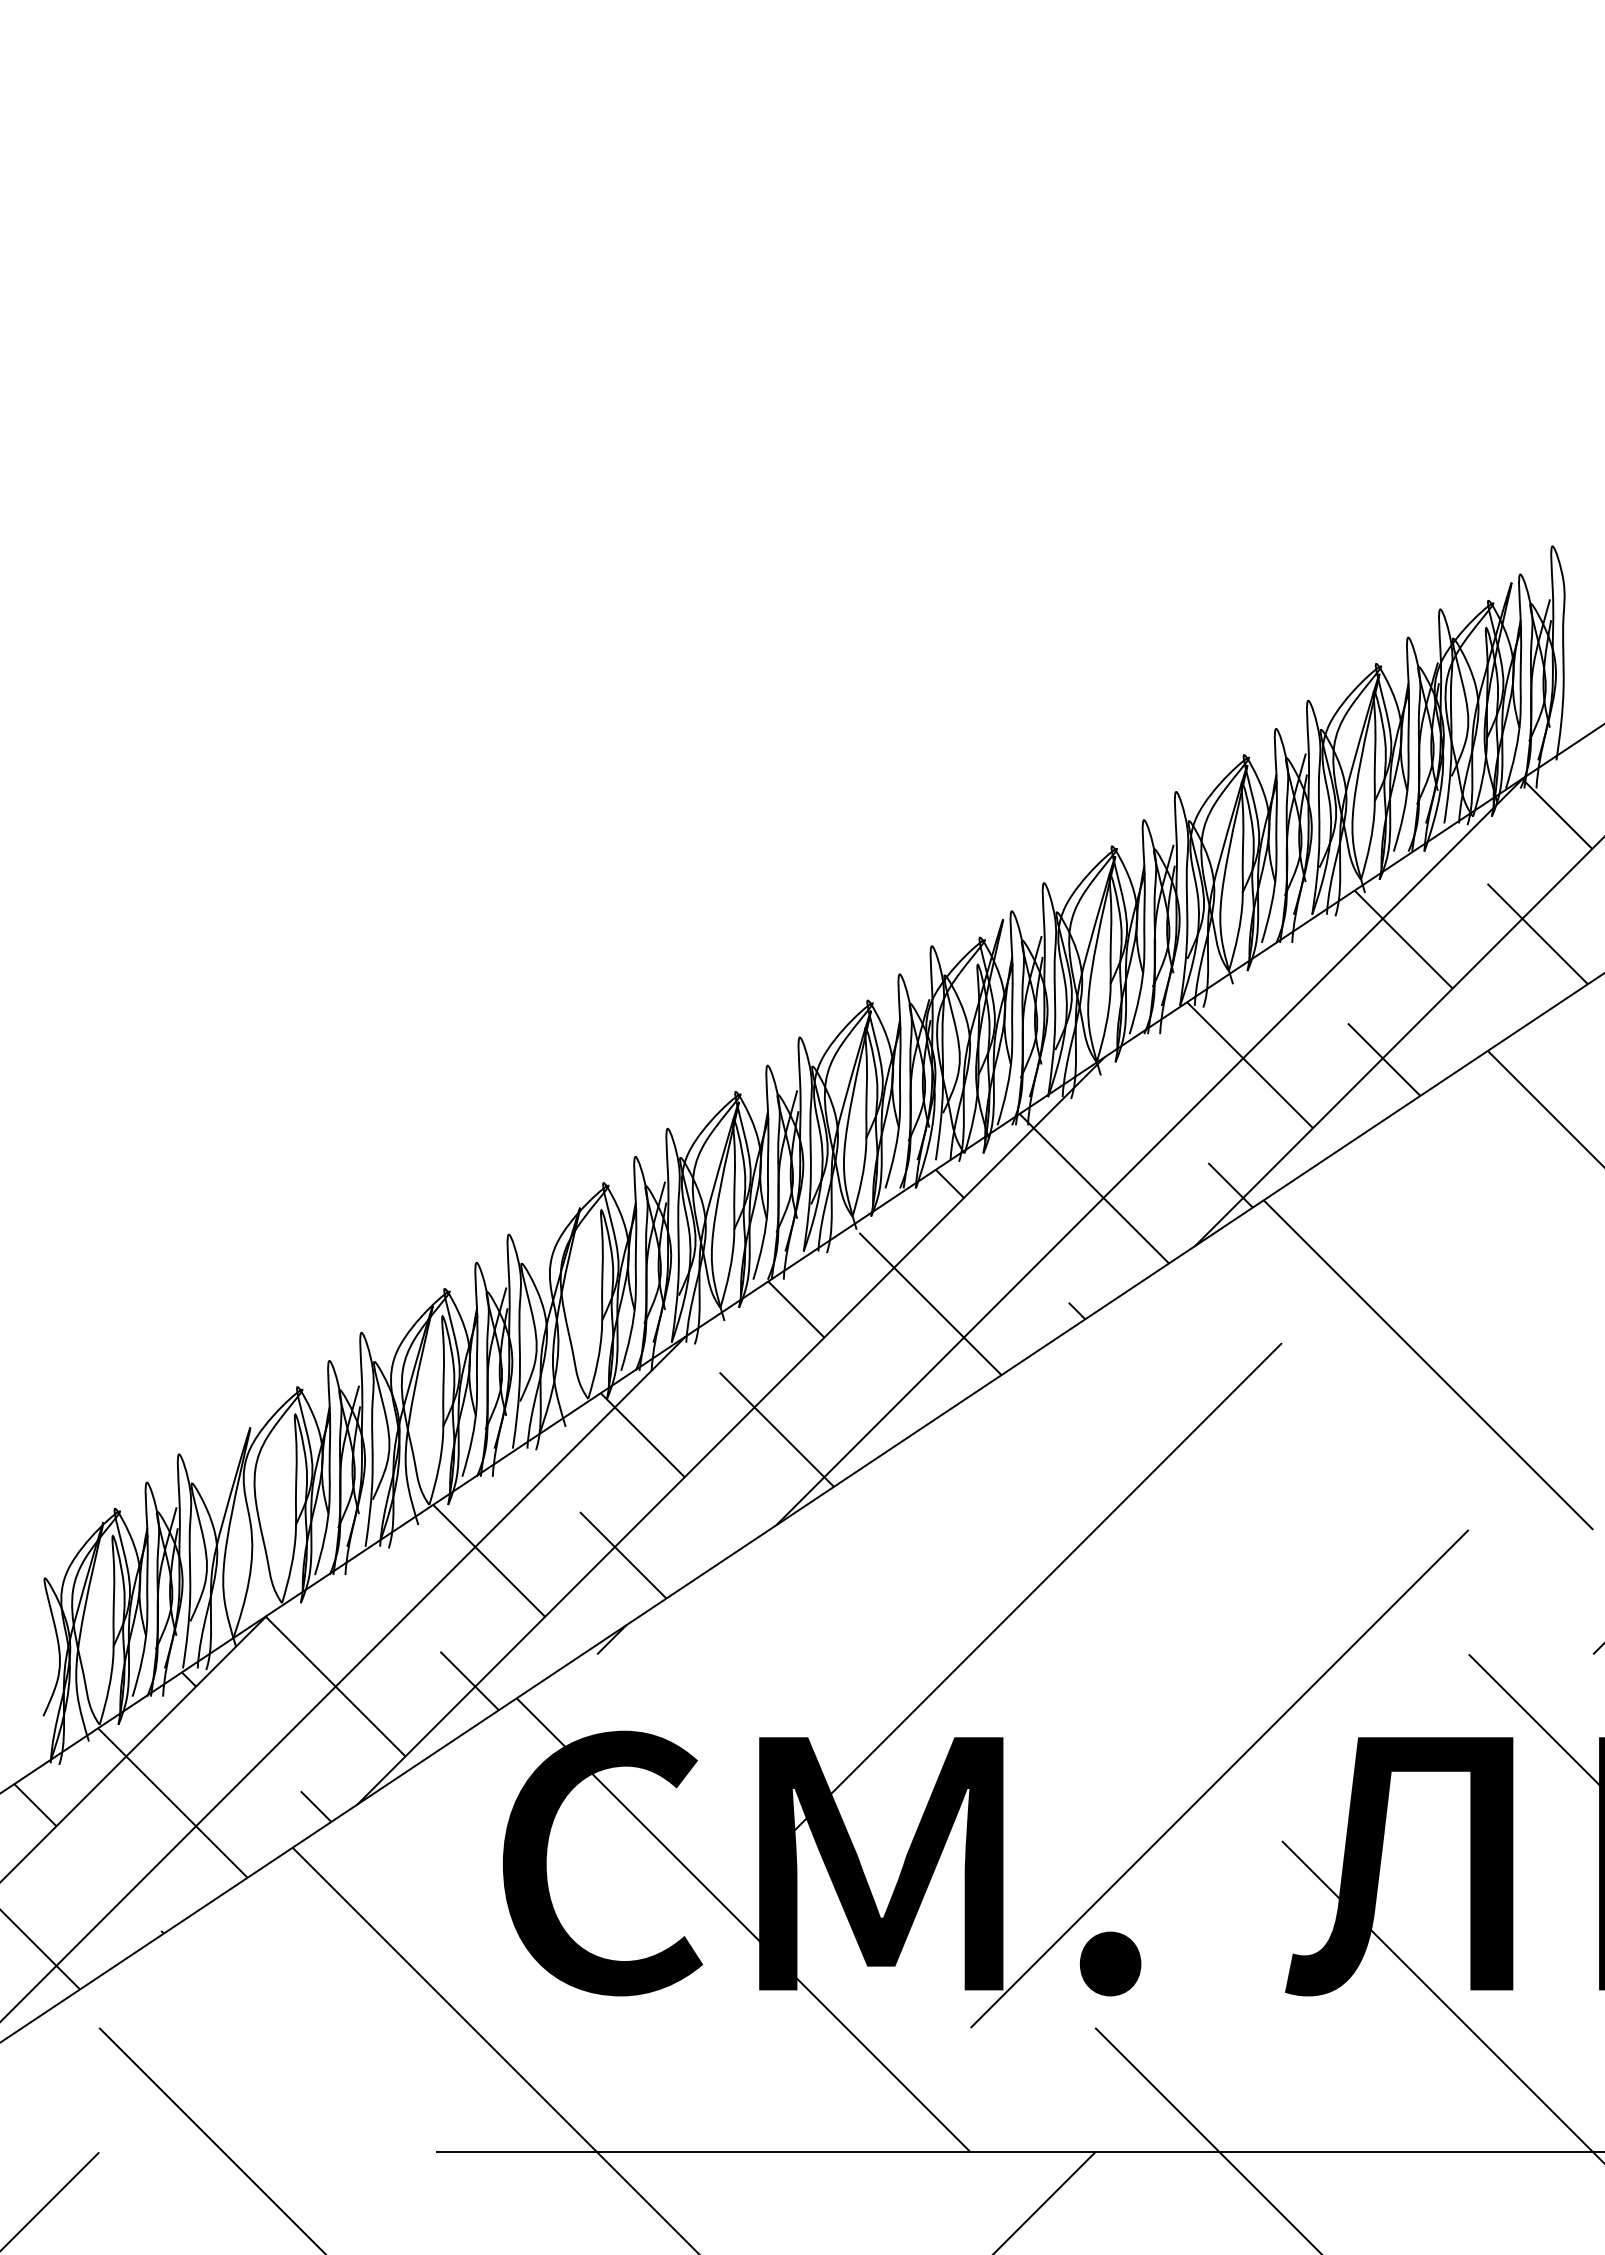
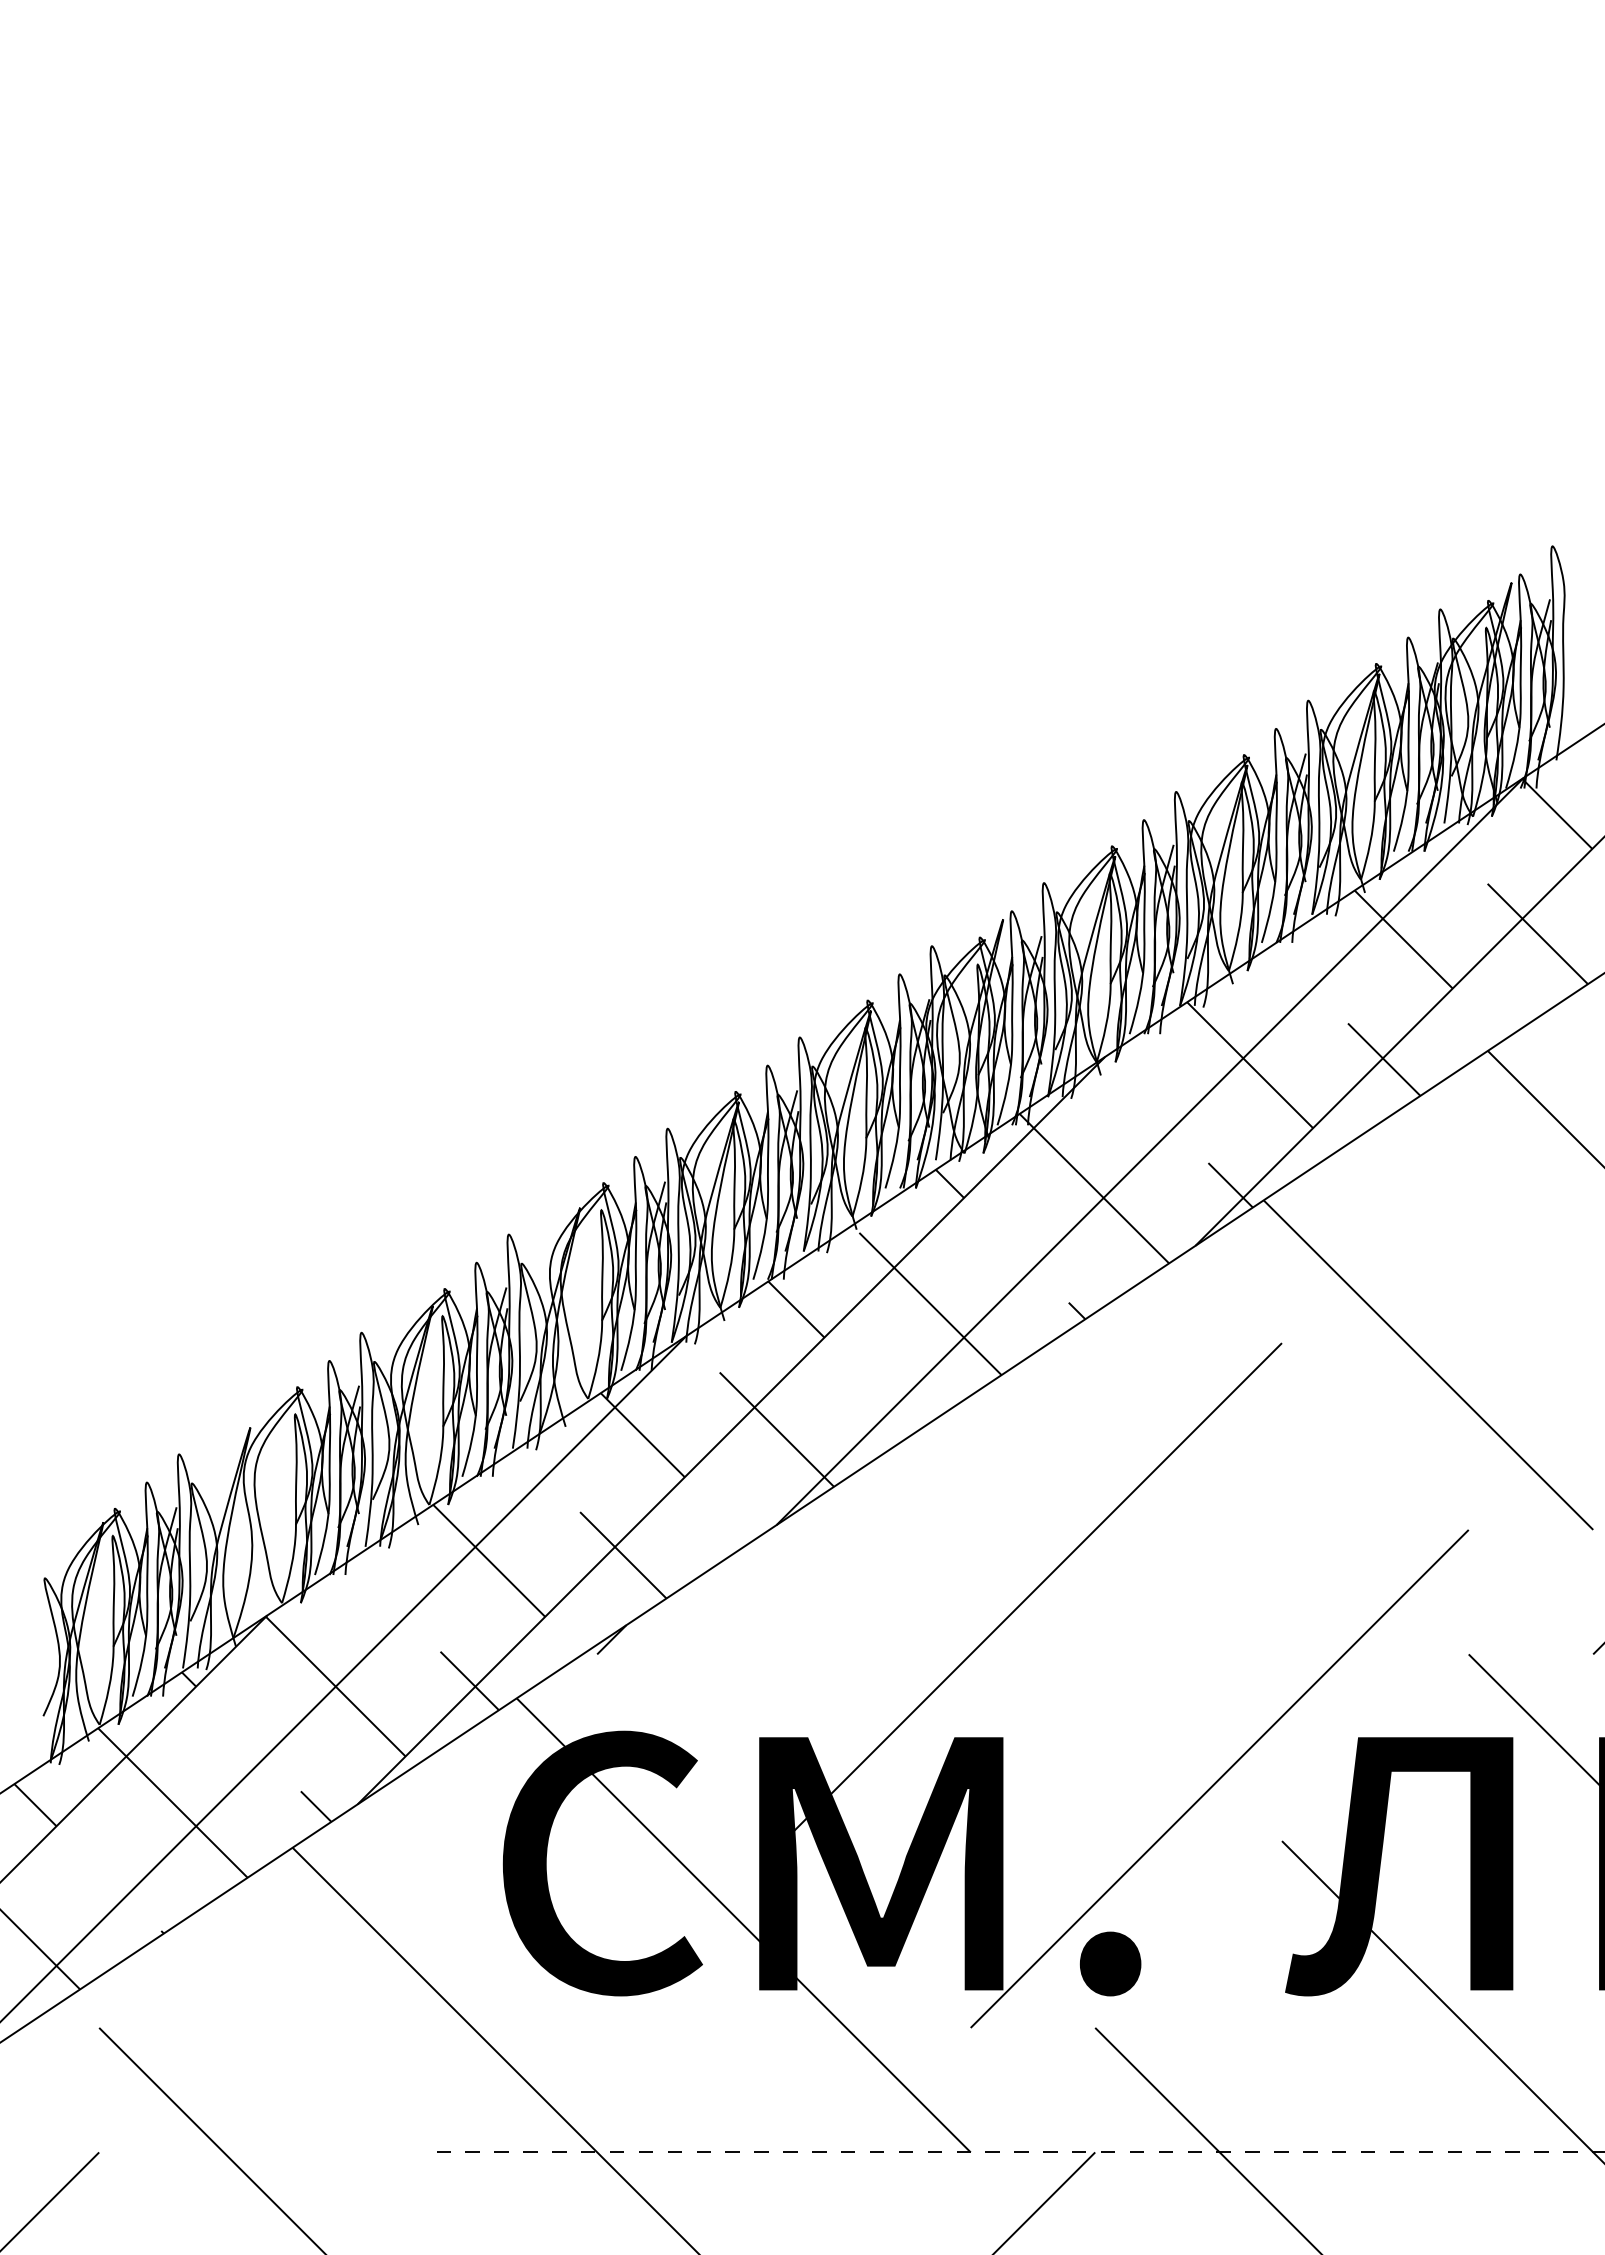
line: solid -> dashed (1020, 2151)
